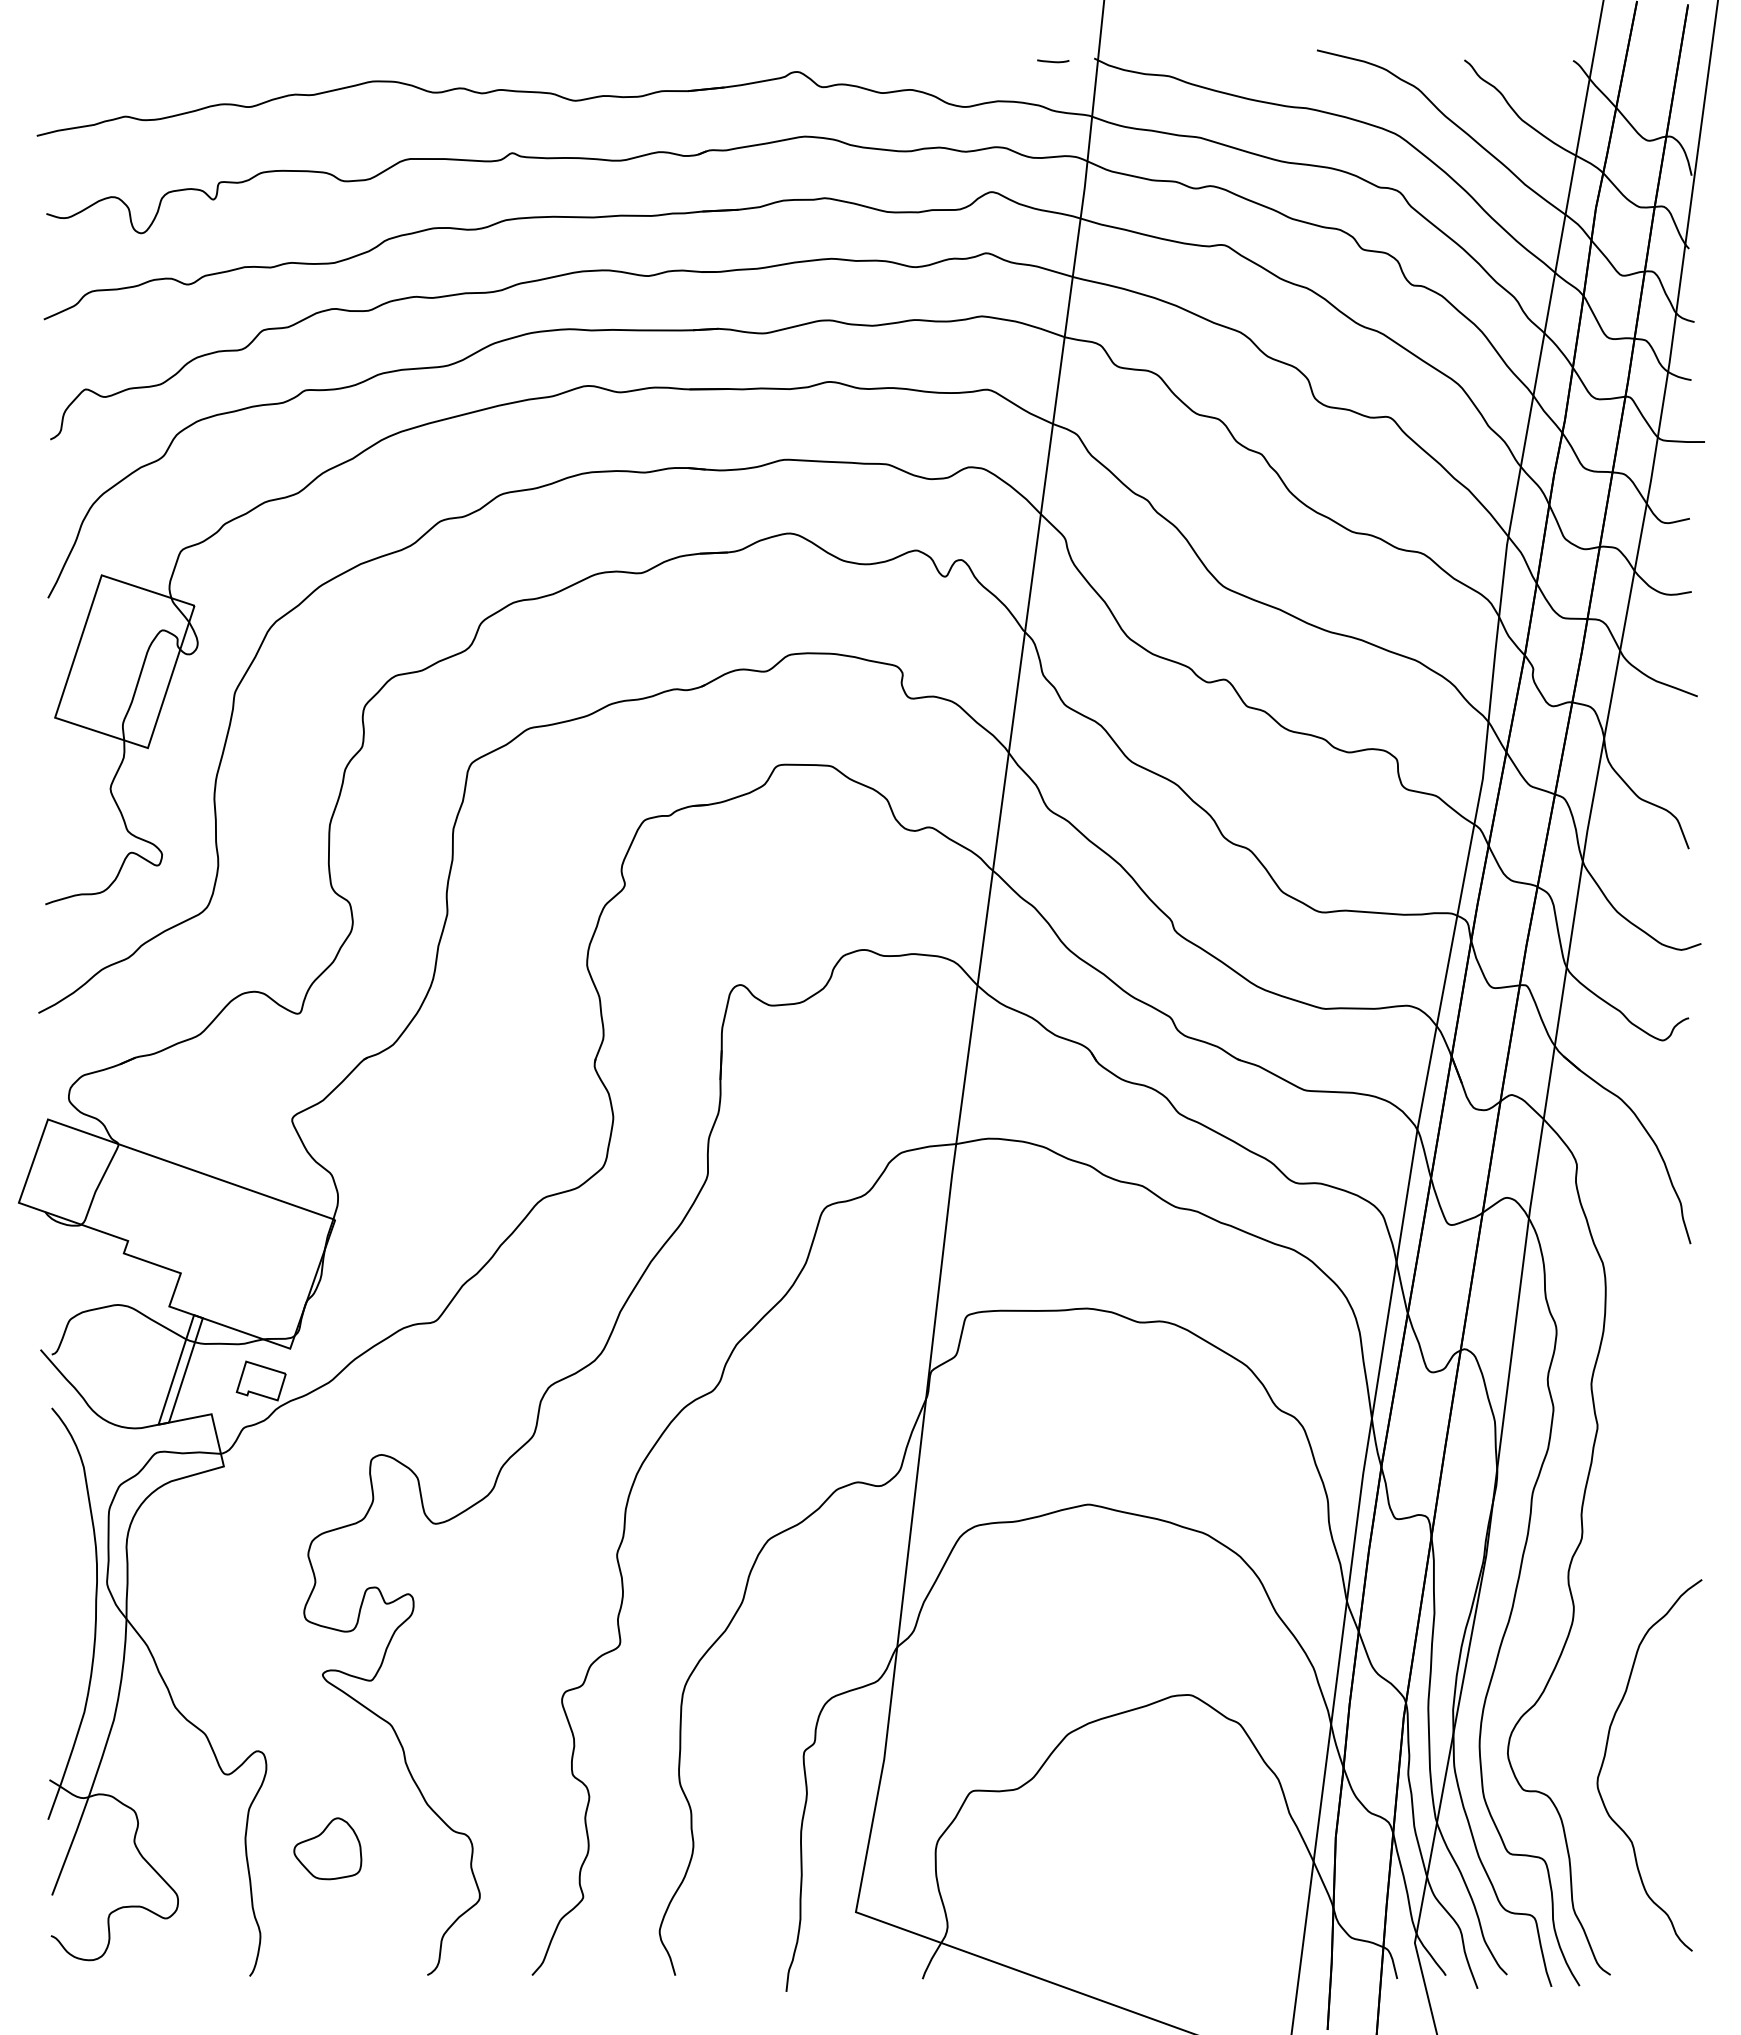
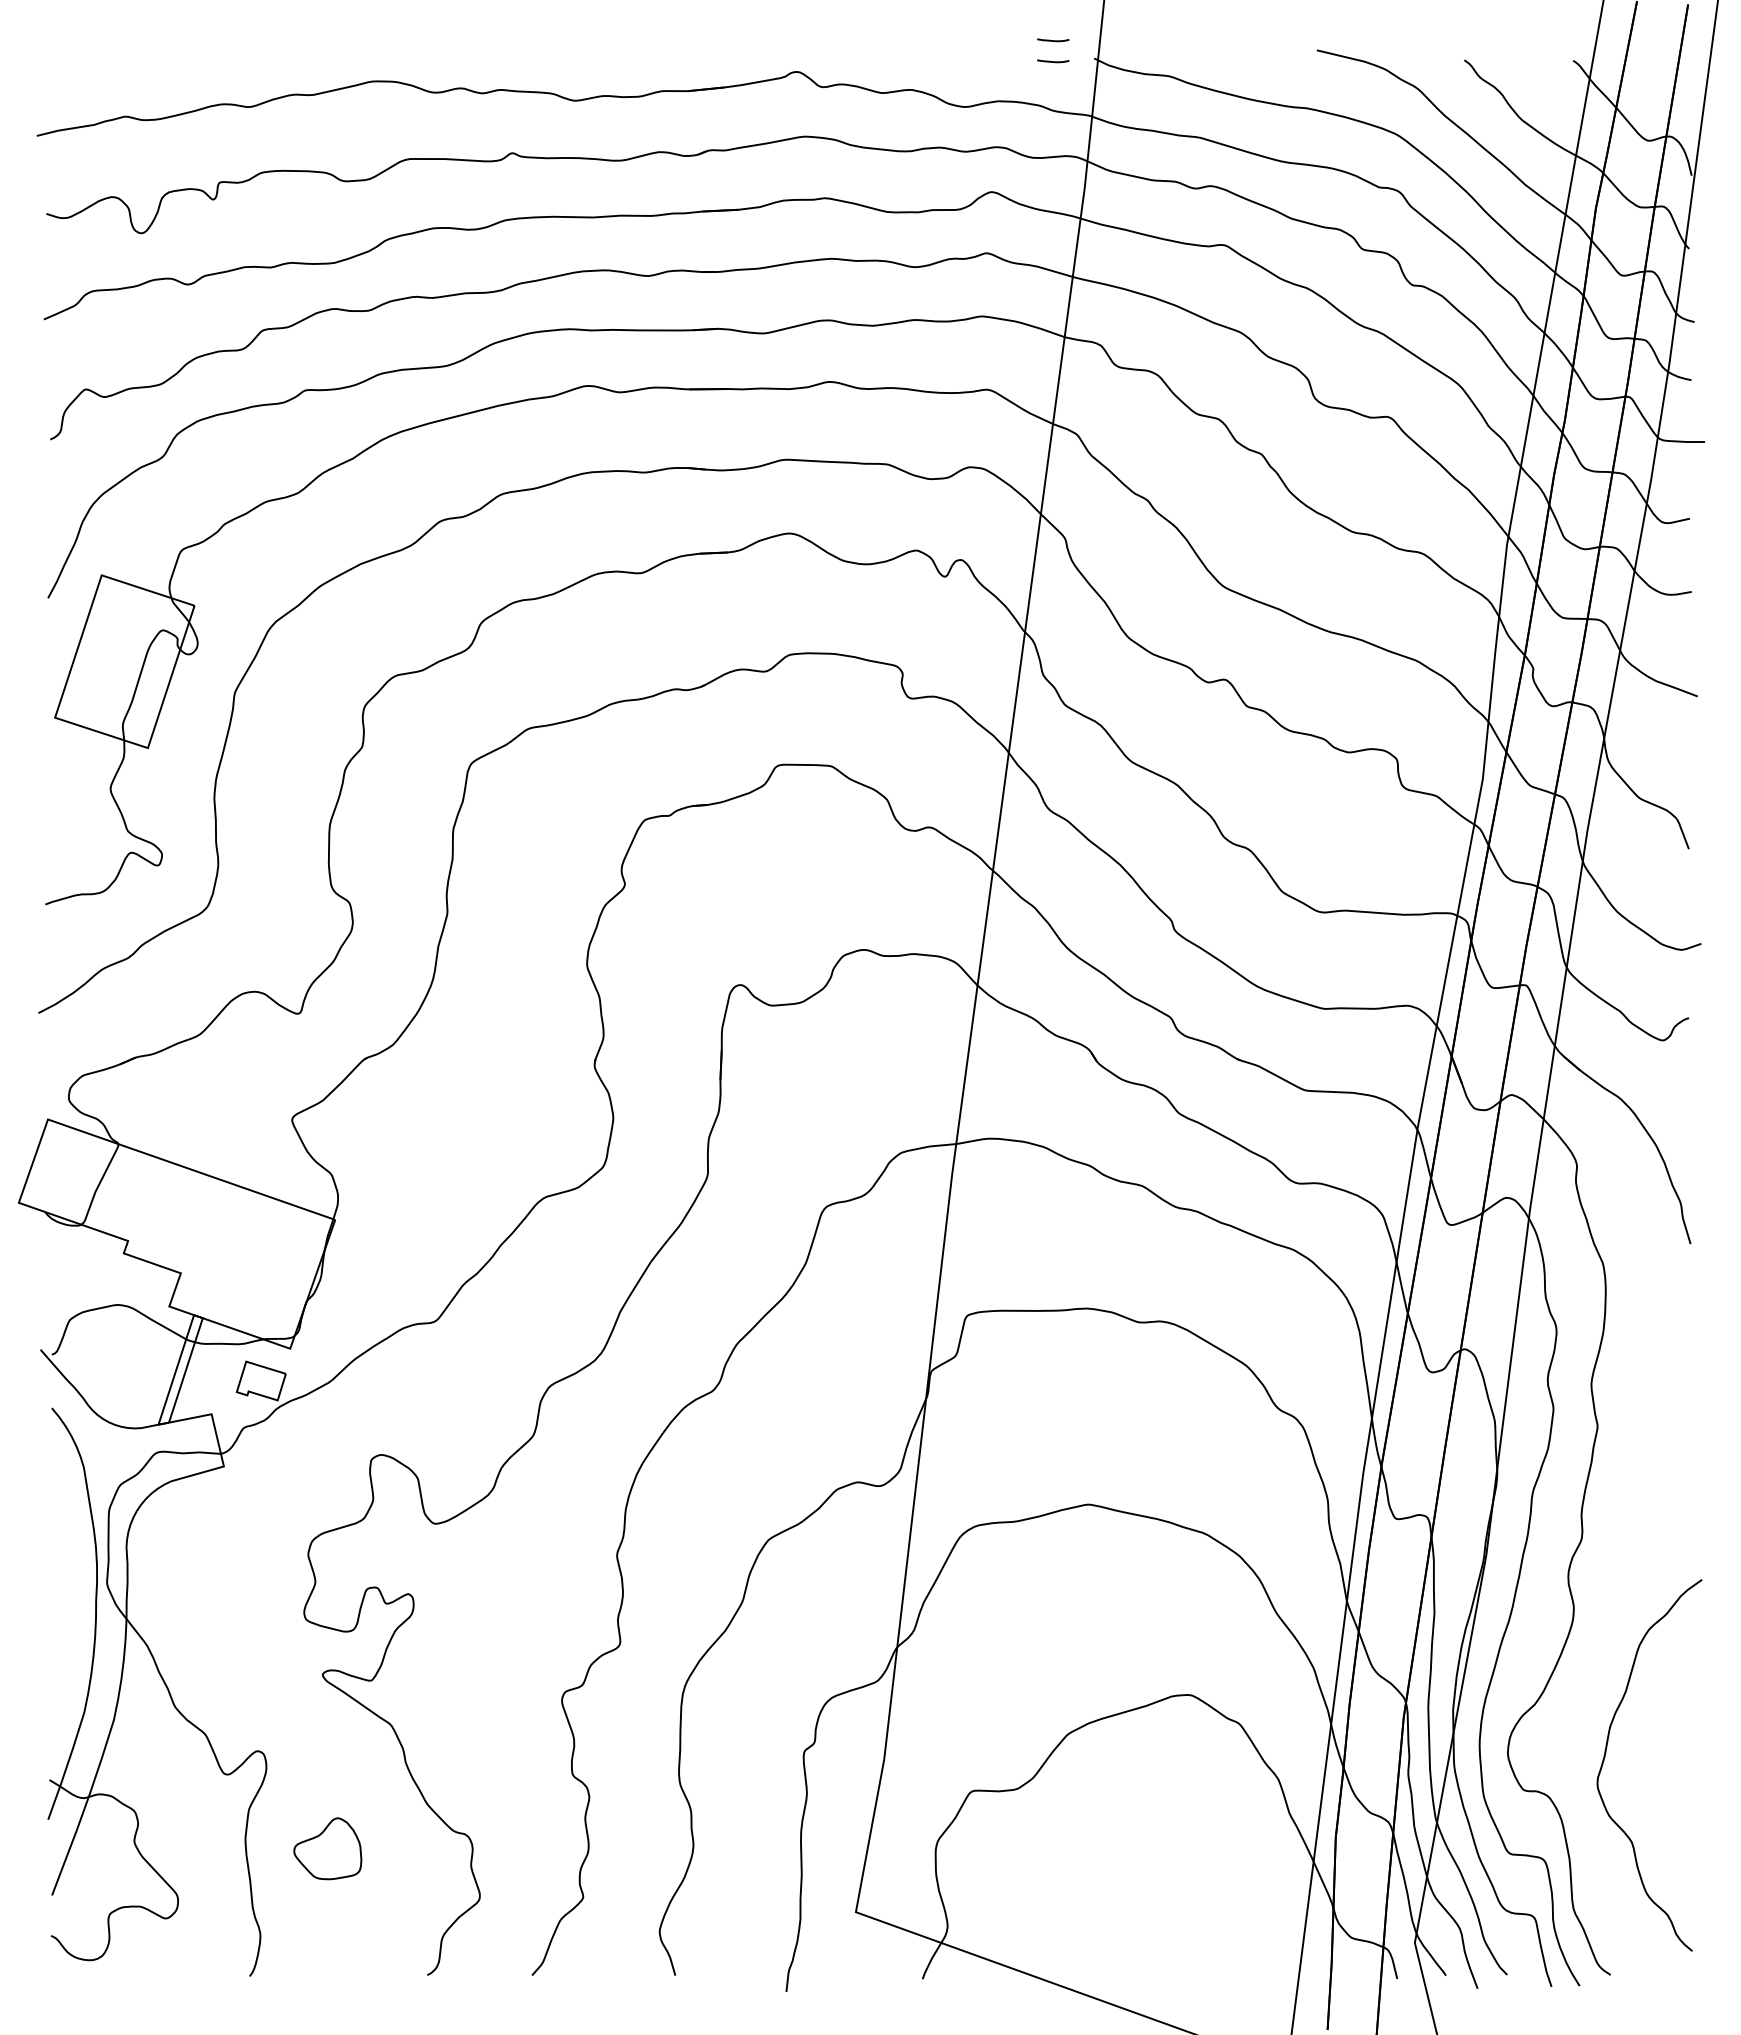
curve: none -> present (1053, 40)
